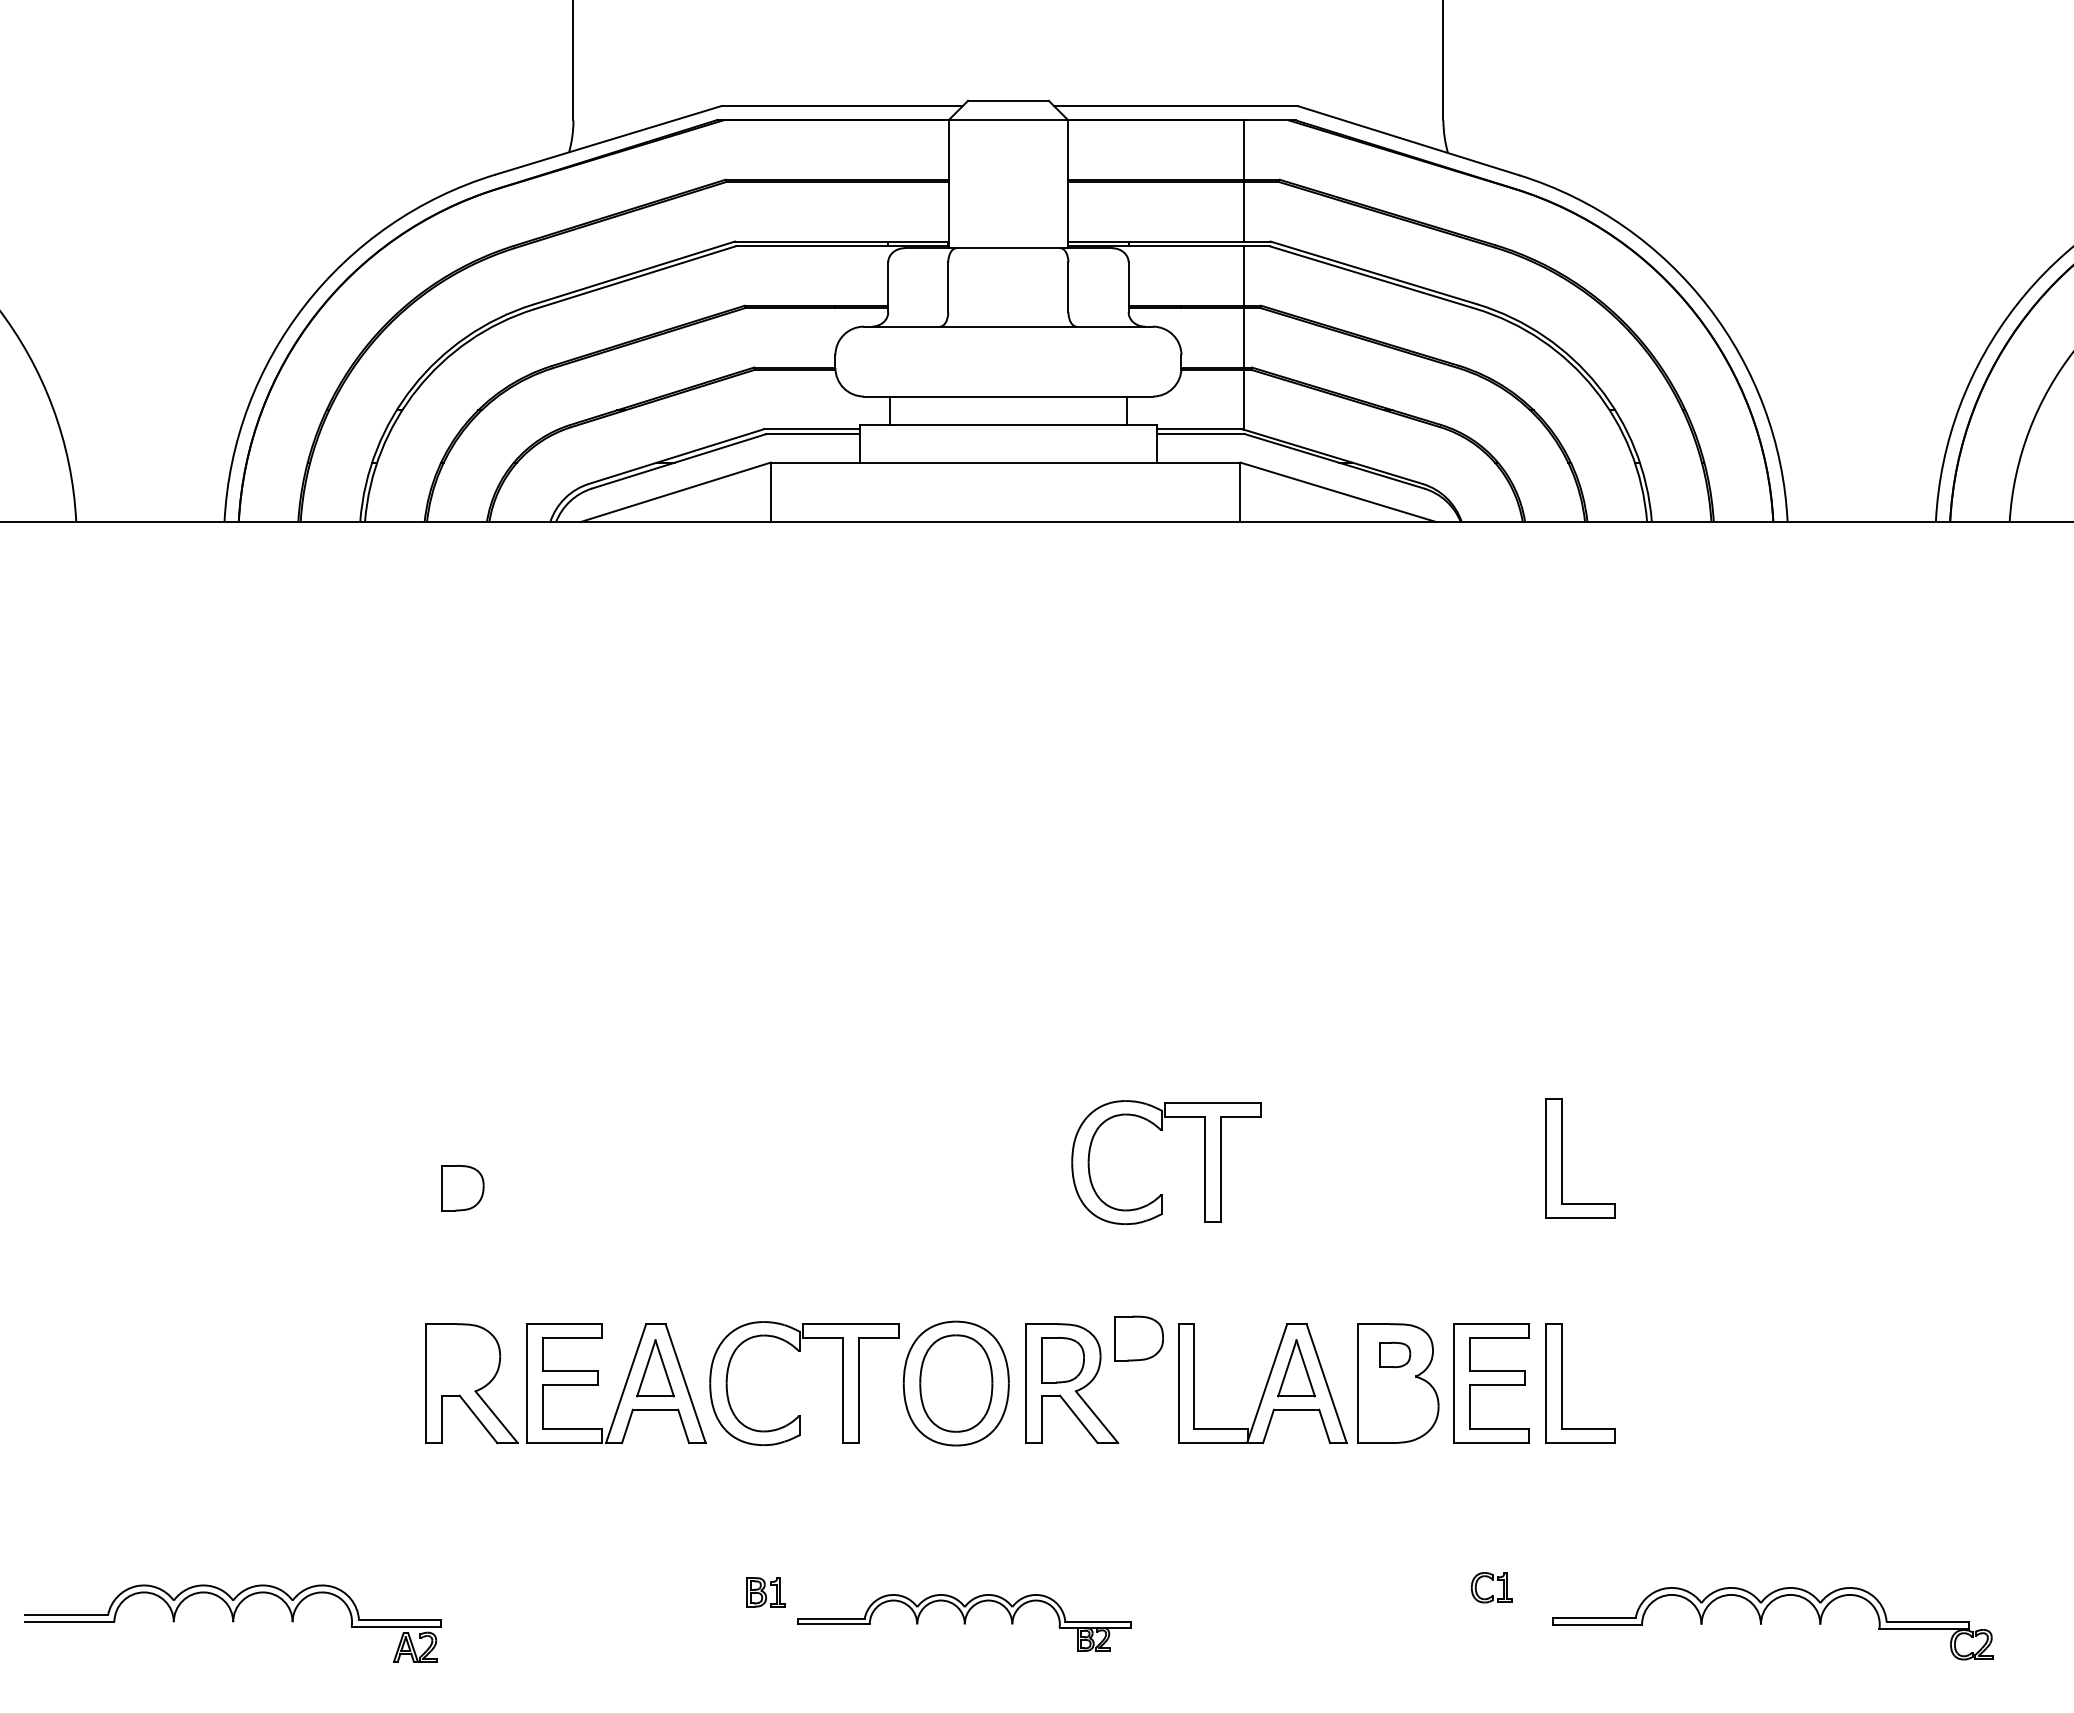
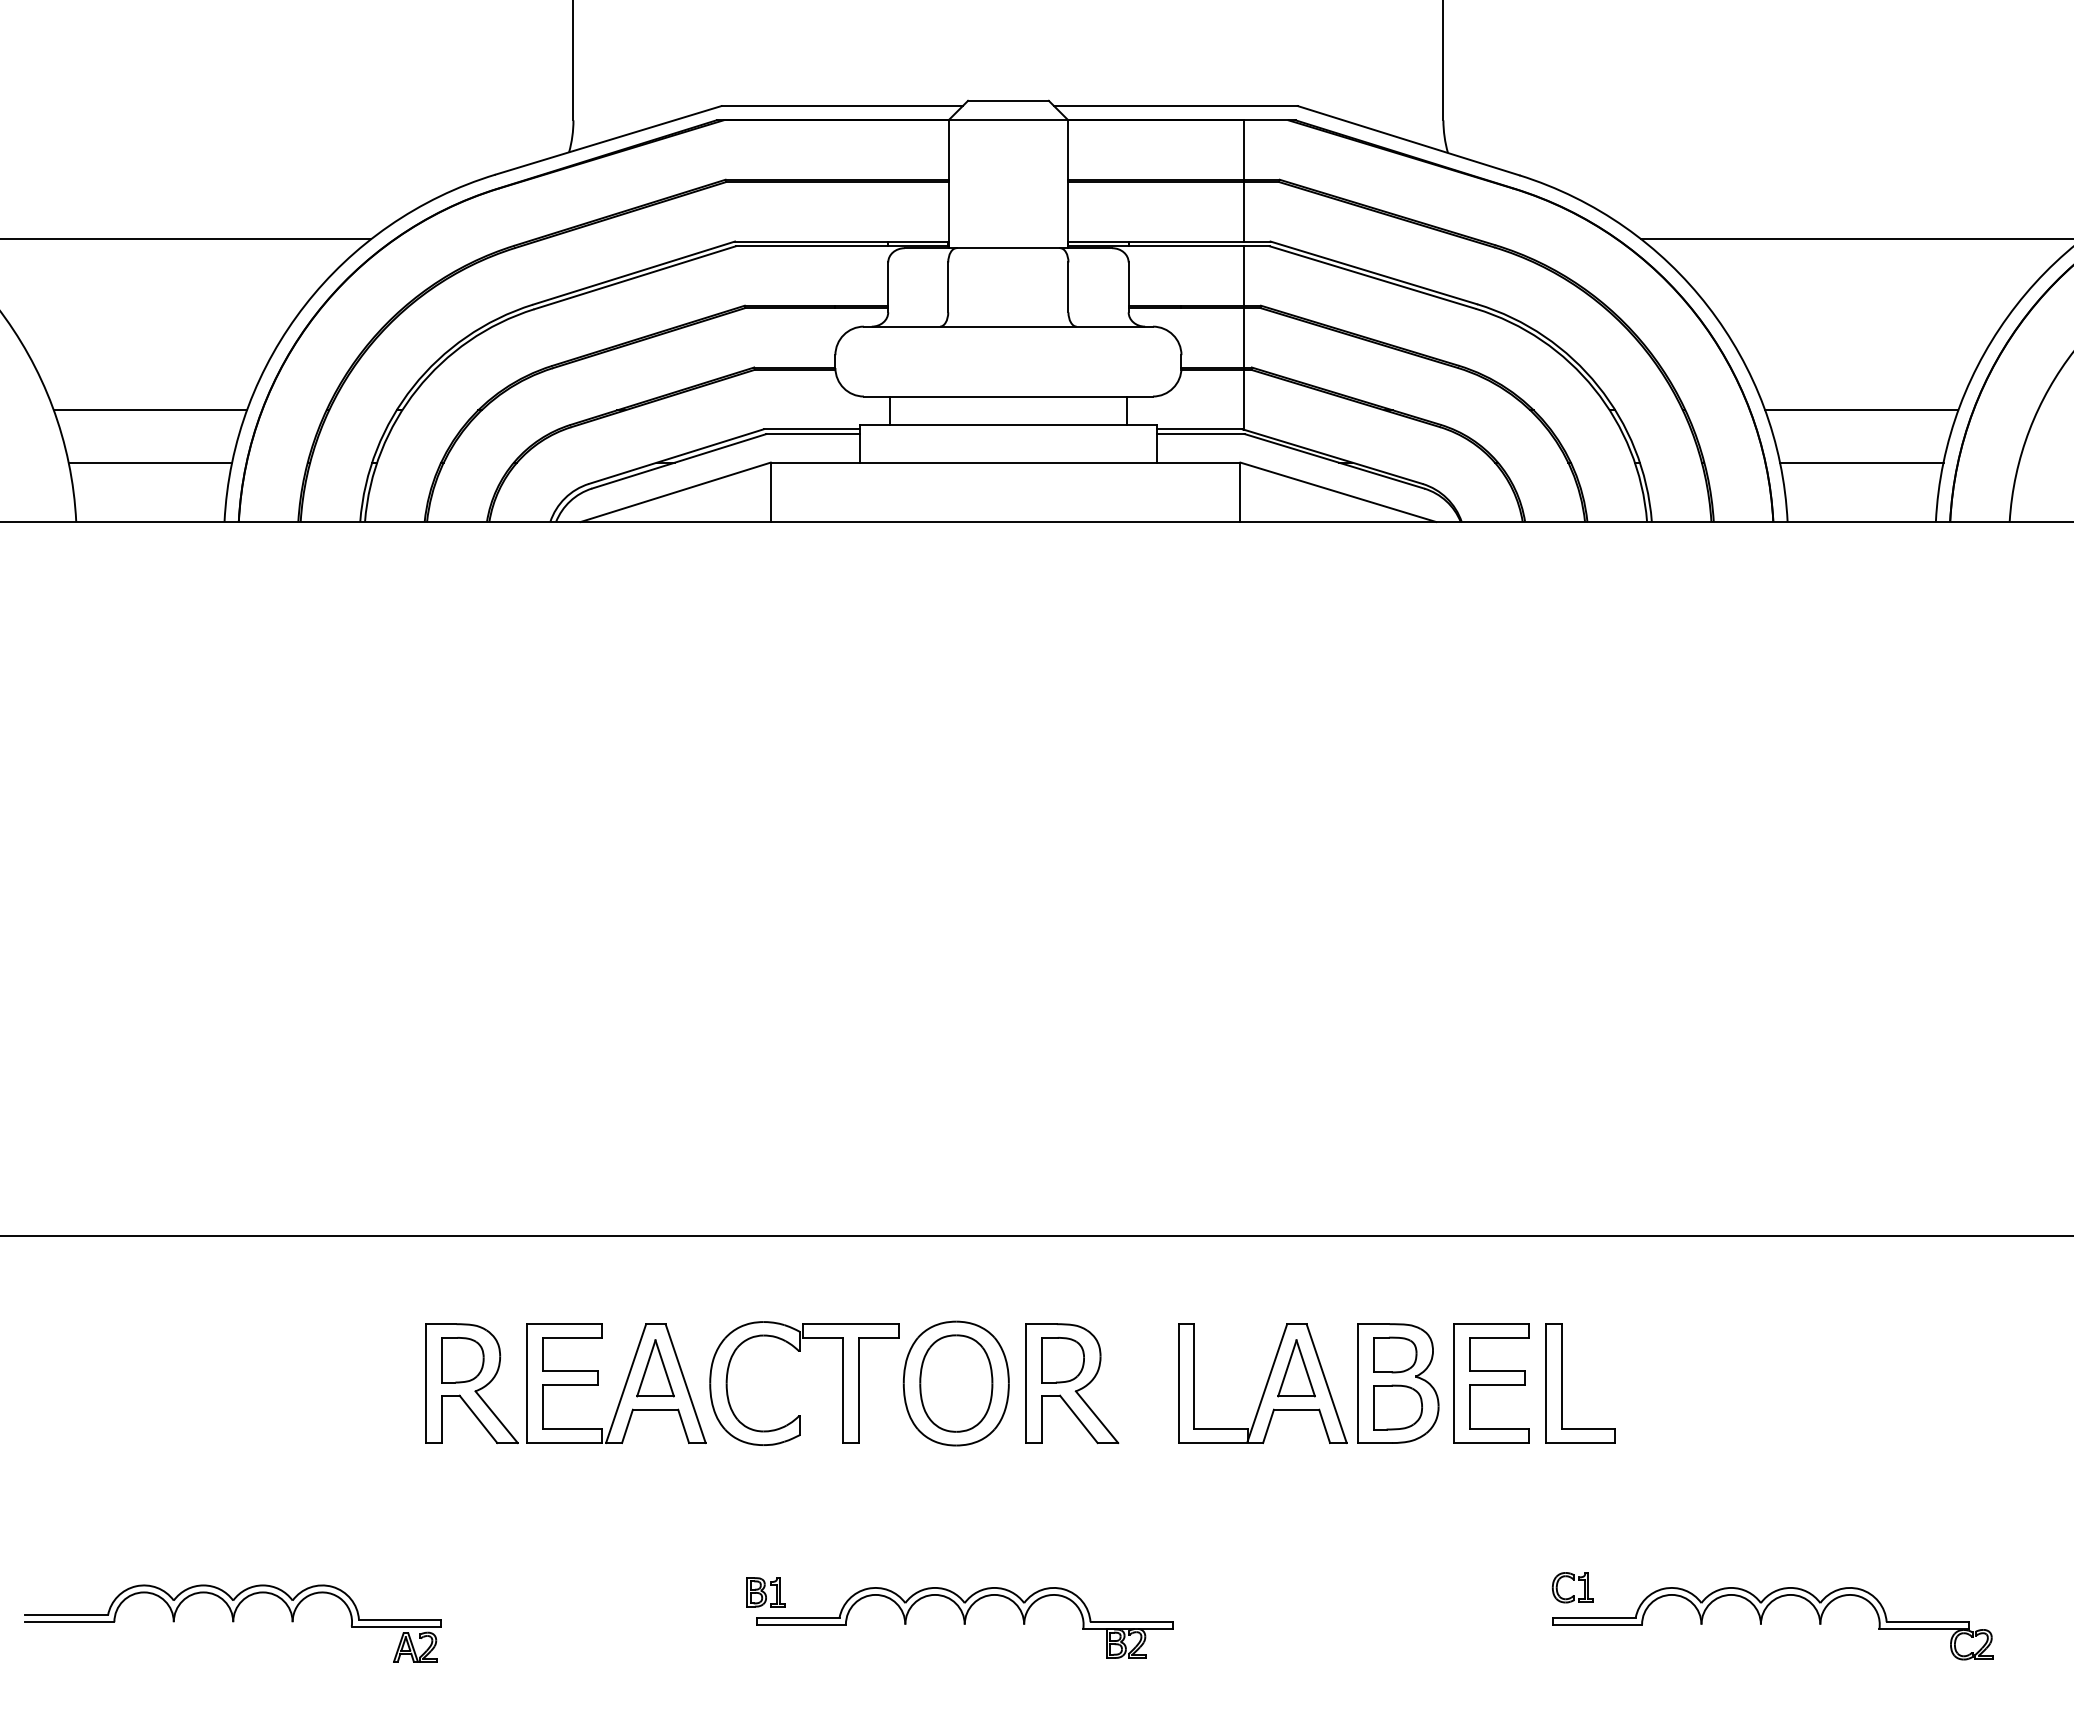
line: none -> present (186, 239)
line: none -> present (1855, 239)
line: none -> present (150, 410)
line: none -> present (1861, 410)
line: none -> present (150, 462)
line: none -> present (1861, 462)
part: present -> none (1162, 1130)
part: present -> none (1562, 1158)
part position: (462, 1188) -> (462, 1360) (462, 1360)
line: none -> present (1036, 1235)
part position: (1138, 1338) -> (1397, 1407) (1397, 1407)
part size: 33x27 px -> 45x38 px (1395, 1354)
part position: (1492, 1580) -> (1573, 1580) (1573, 1580)
part size: 335x58 px -> 418x72 px (964, 1622)
